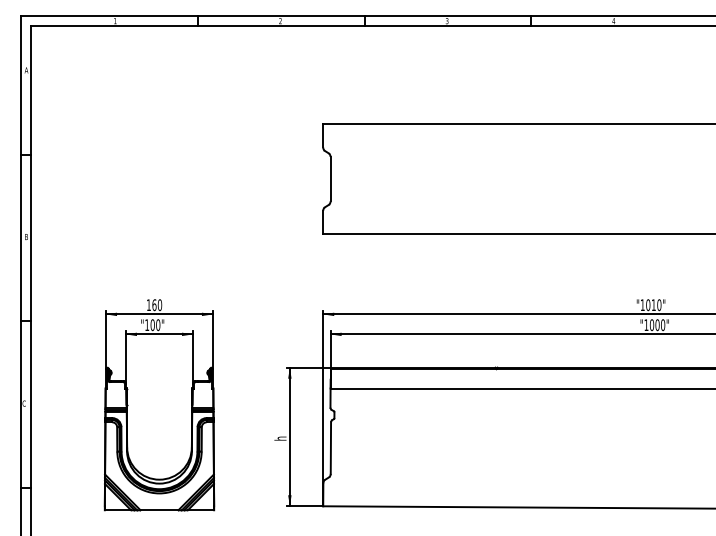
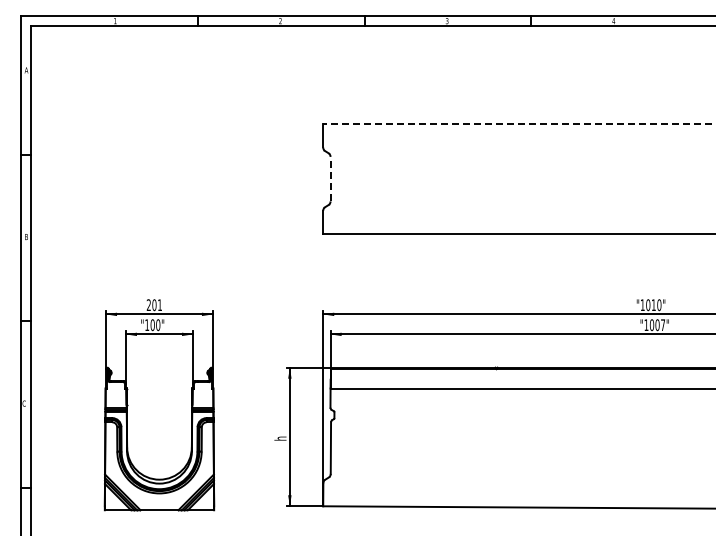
line: solid -> dashed (519, 124)
line: solid -> dashed (330, 178)
text: 160 -> 201 (154, 305)
text: "1000" -> "1007" (663, 325)
